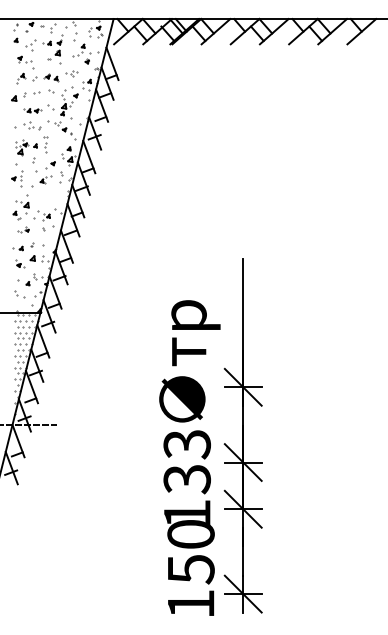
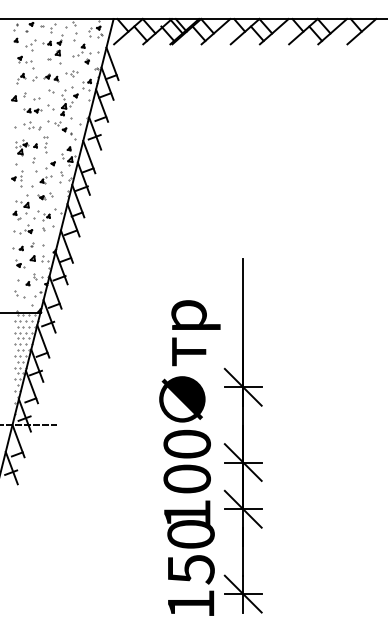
part position: (36, 92) -> (36, 98) (36, 98)
part: none -> present (45, 196)
part size: 13x8 px -> 21x11 px (23, 229)
text: 133 -> 100 (186, 461)
